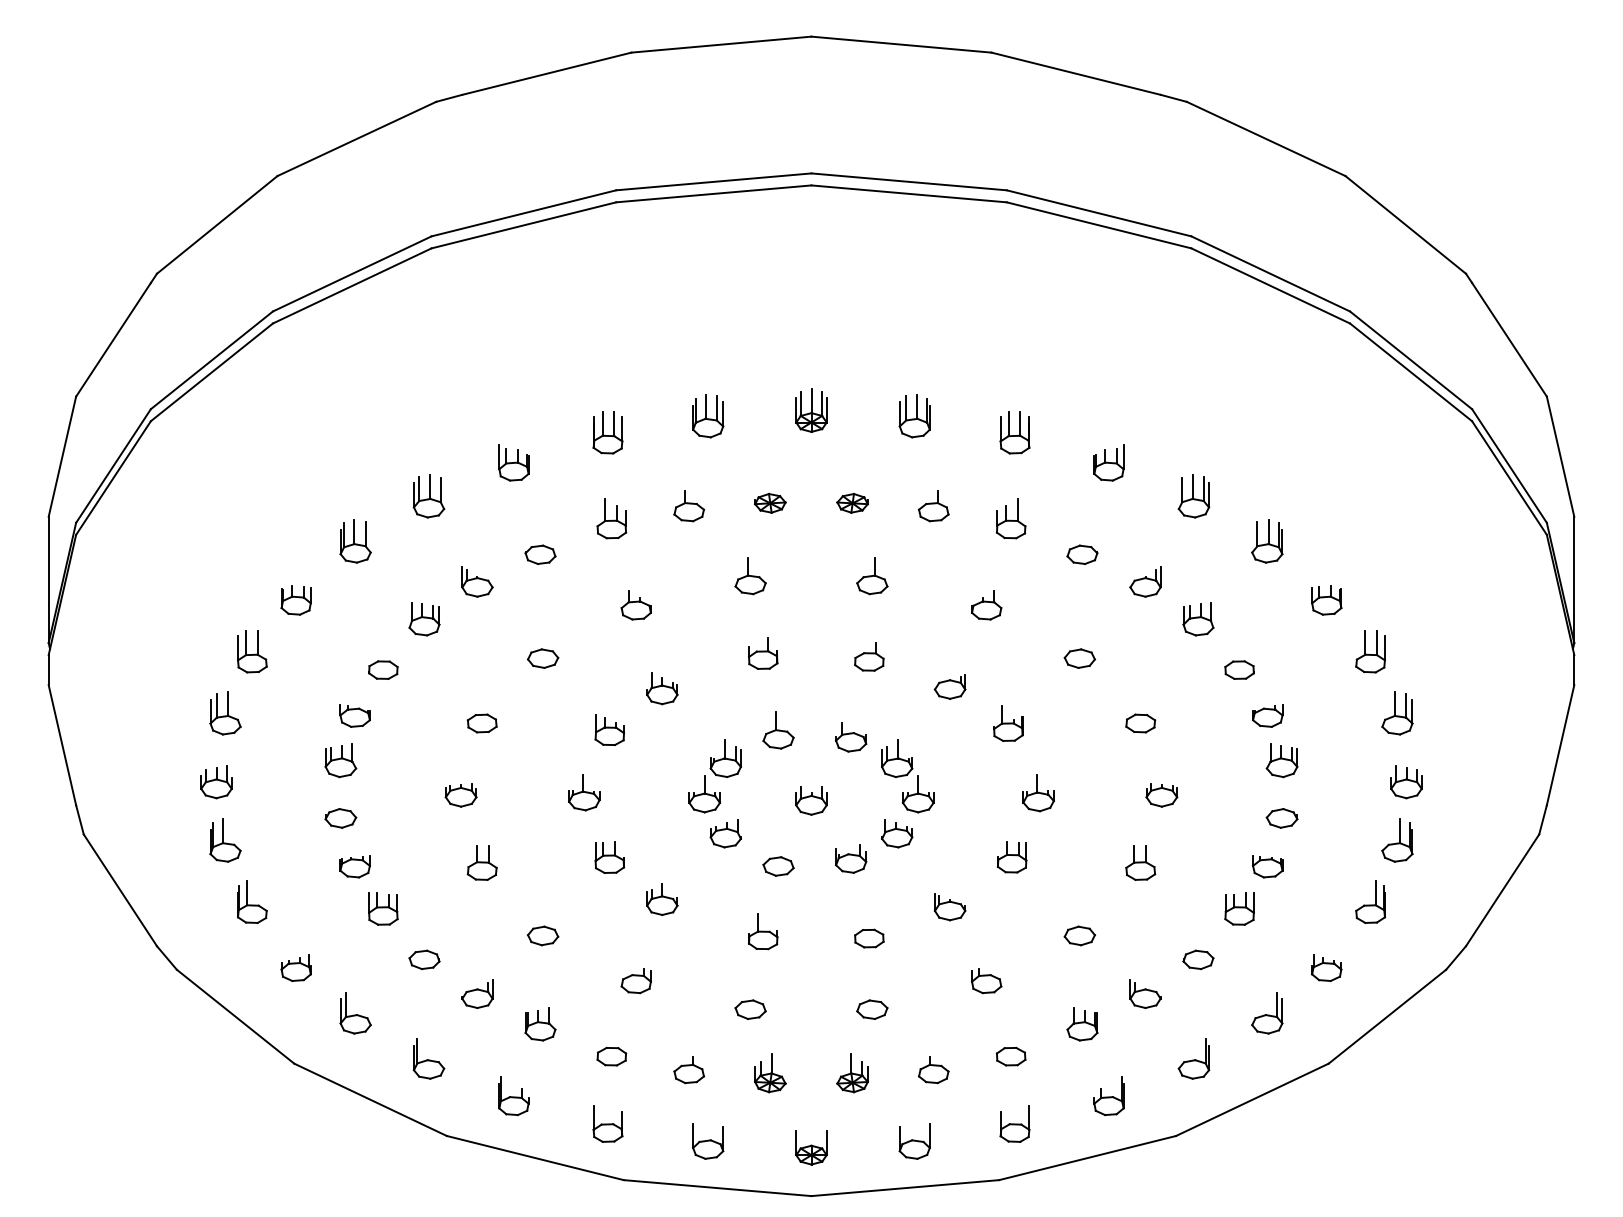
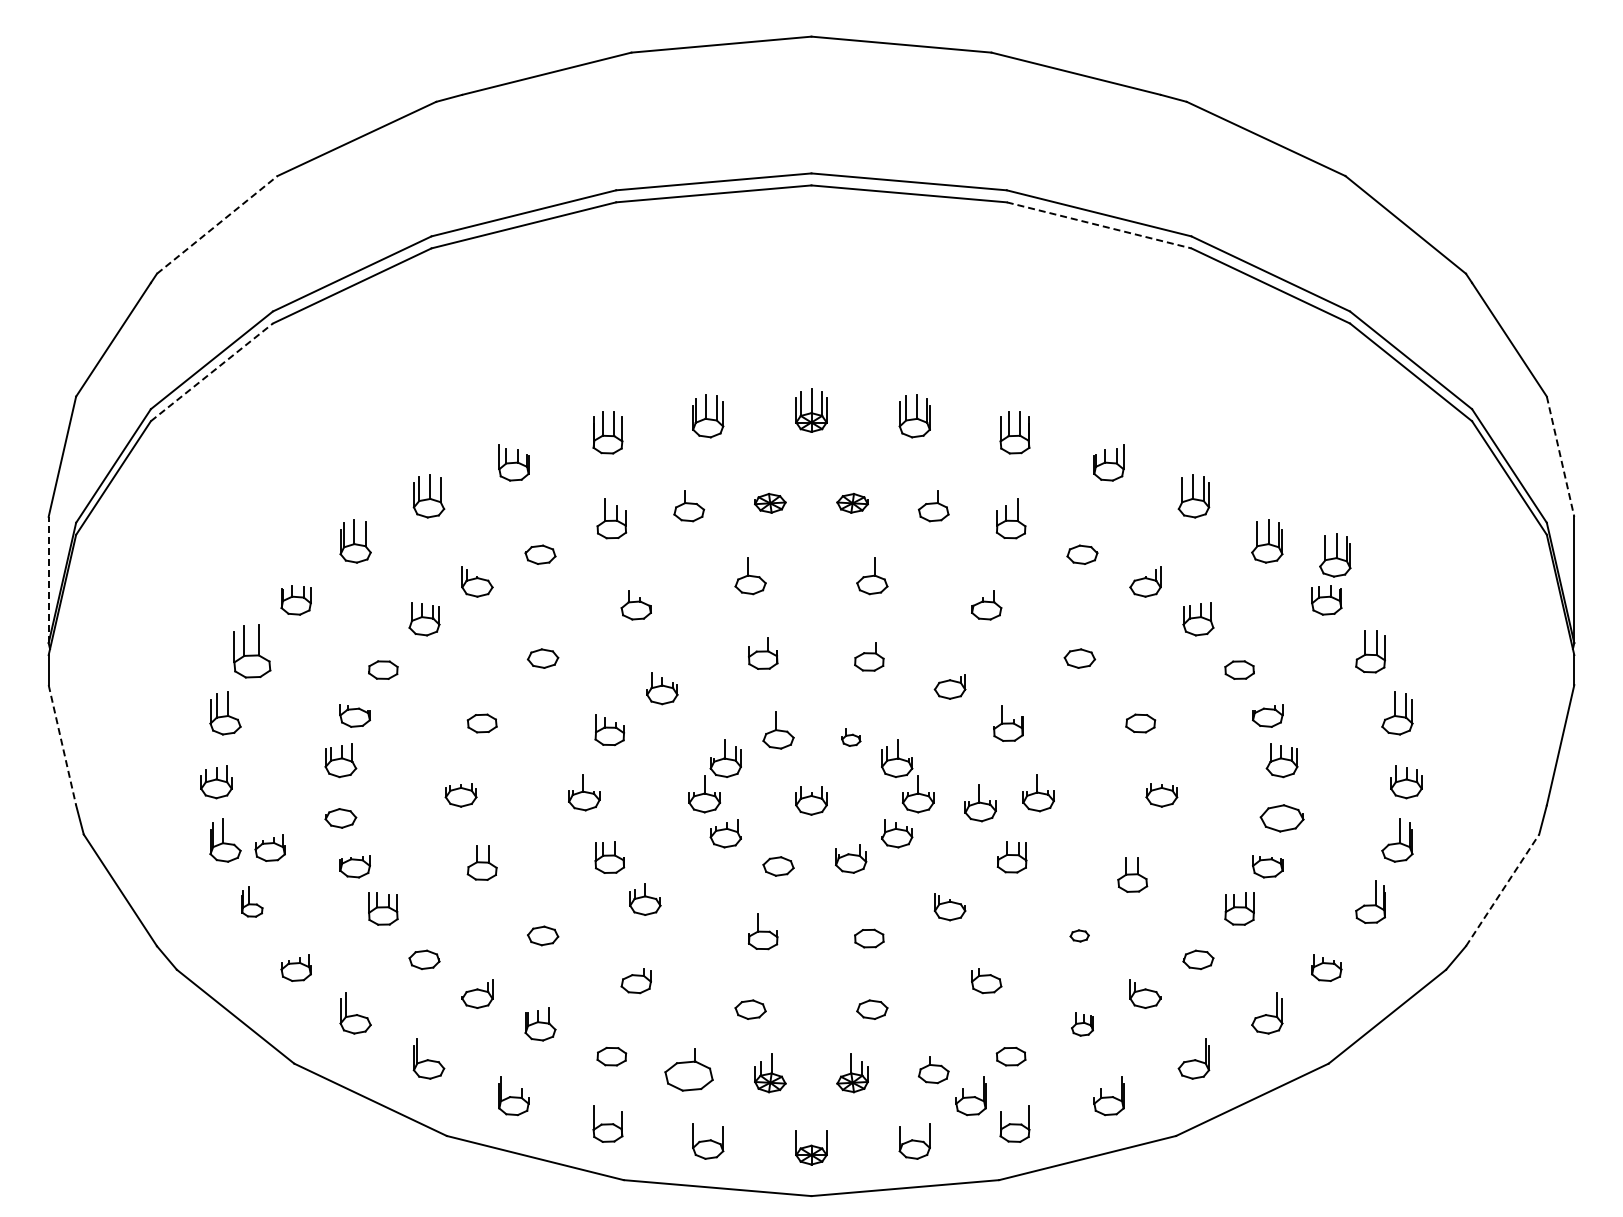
line: solid -> dashed (217, 224)
line: solid -> dashed (1099, 225)
line: solid -> dashed (212, 372)
line: solid -> dashed (1560, 456)
part: none -> present (1335, 555)
line: solid -> dashed (48, 579)
part size: 31x44 px -> 39x55 px (252, 651)
part size: 33x31 px -> 21x19 px (851, 737)
line: solid -> dashed (62, 745)
part: none -> present (980, 803)
part size: 34x21 px -> 46x29 px (1281, 818)
part: none -> present (269, 847)
part position: (1140, 862) -> (1132, 874) (1132, 874)
line: solid -> dashed (1502, 890)
part position: (662, 899) -> (645, 899) (645, 899)
part size: 31x44 px -> 23x32 px (252, 901)
part size: 33x22 px -> 21x14 px (1079, 935)
part size: 33x35 px -> 23x25 px (1082, 1024)
part size: 33x29 px -> 50x44 px (688, 1069)
part: none -> present (970, 1096)
